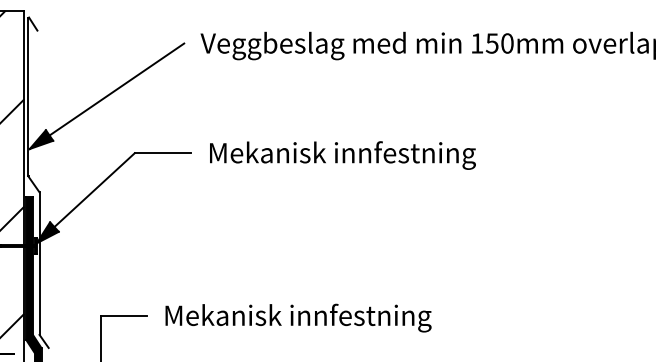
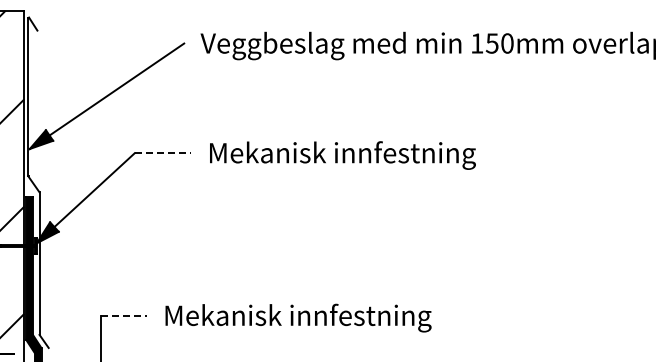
line: solid -> dashed (163, 153)
line: solid -> dashed (123, 315)
